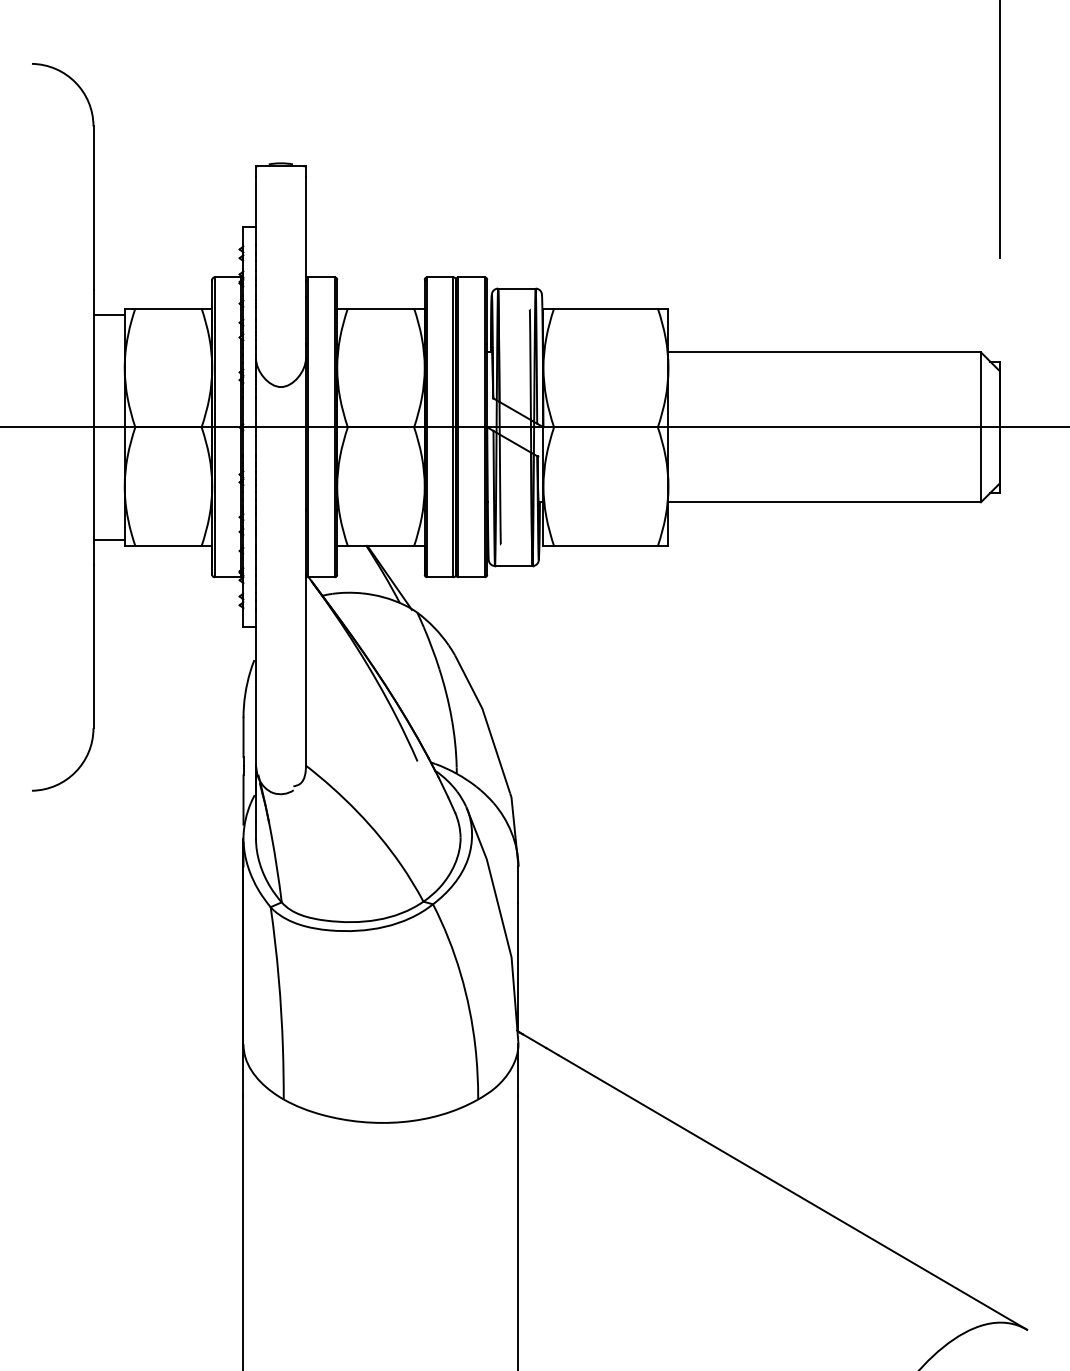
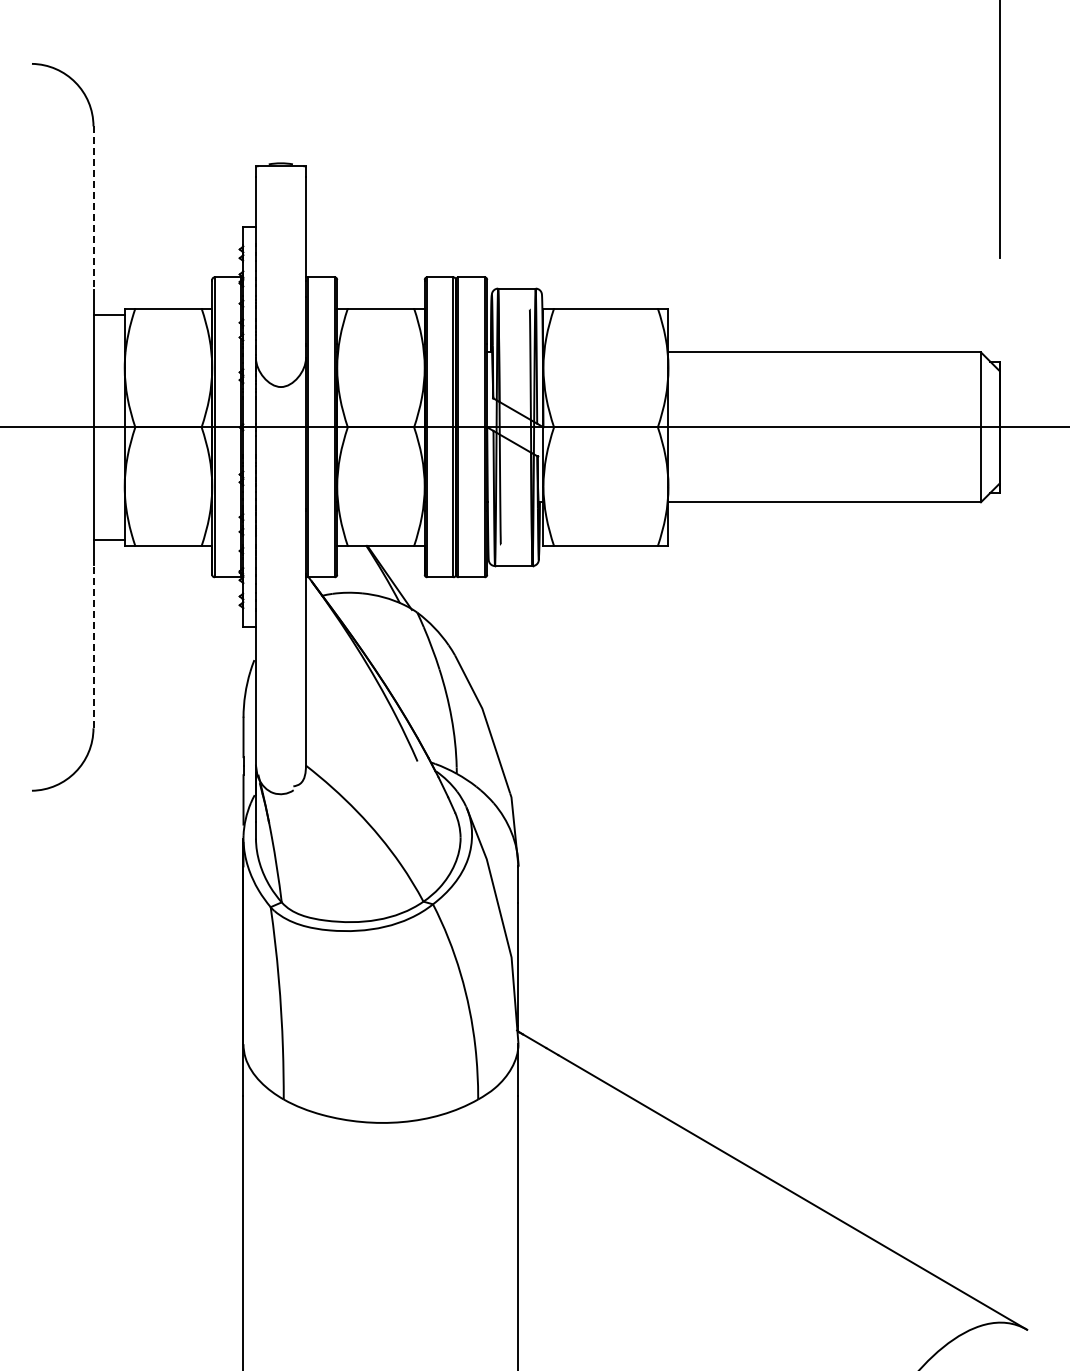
line: solid -> dashed (93, 208)
line: solid -> dashed (93, 646)
